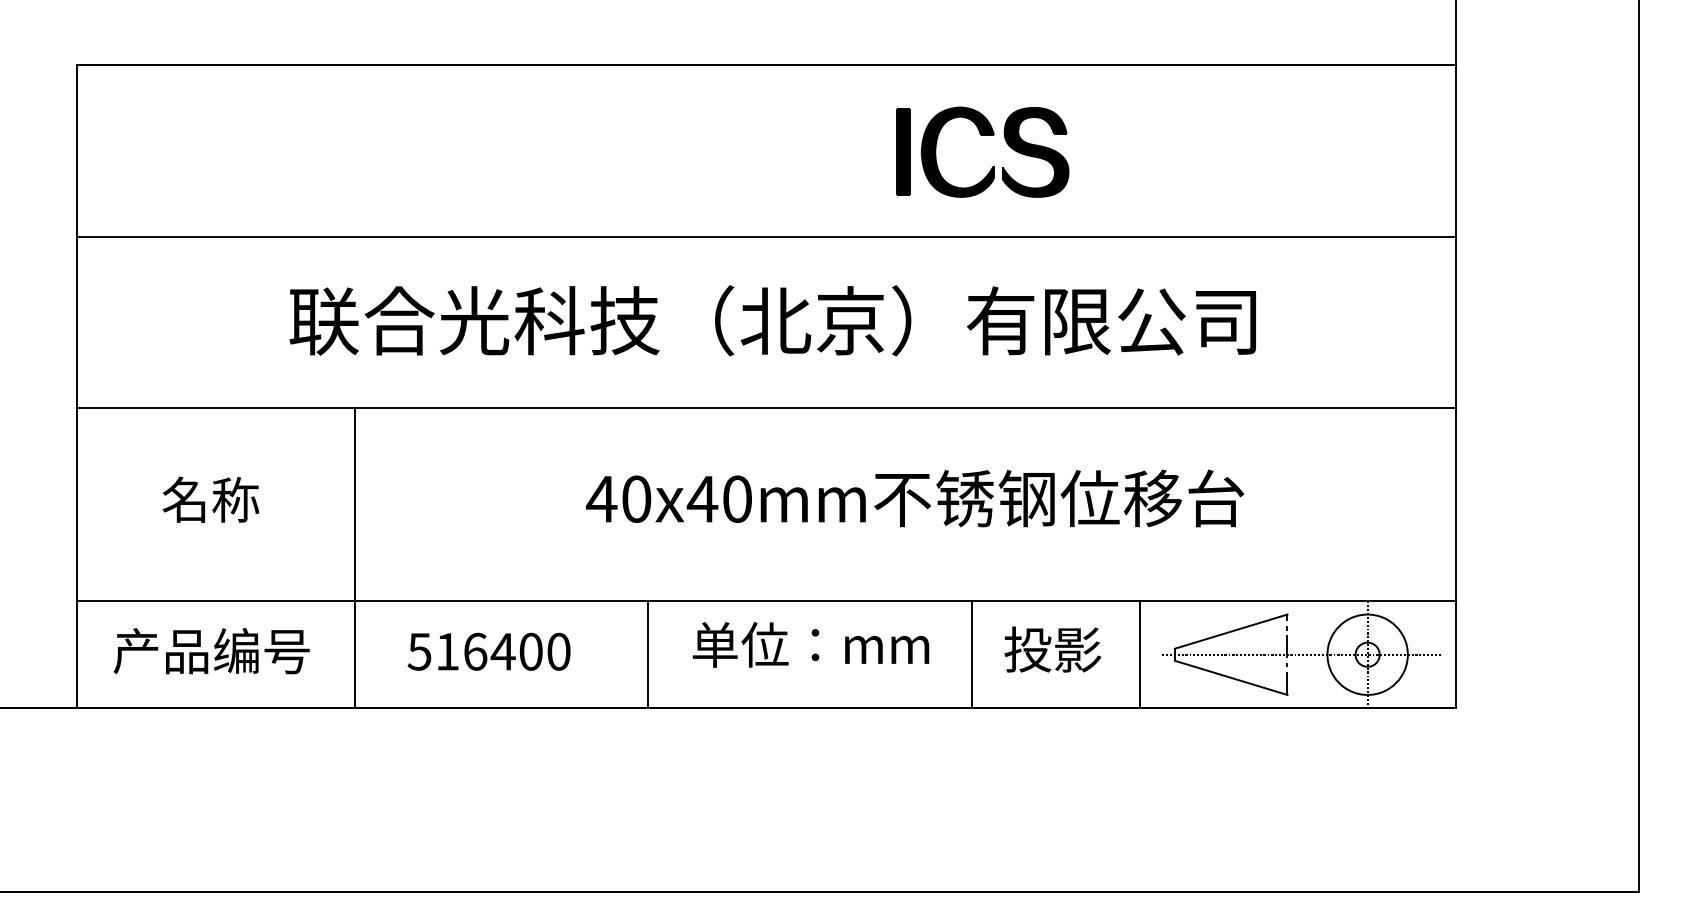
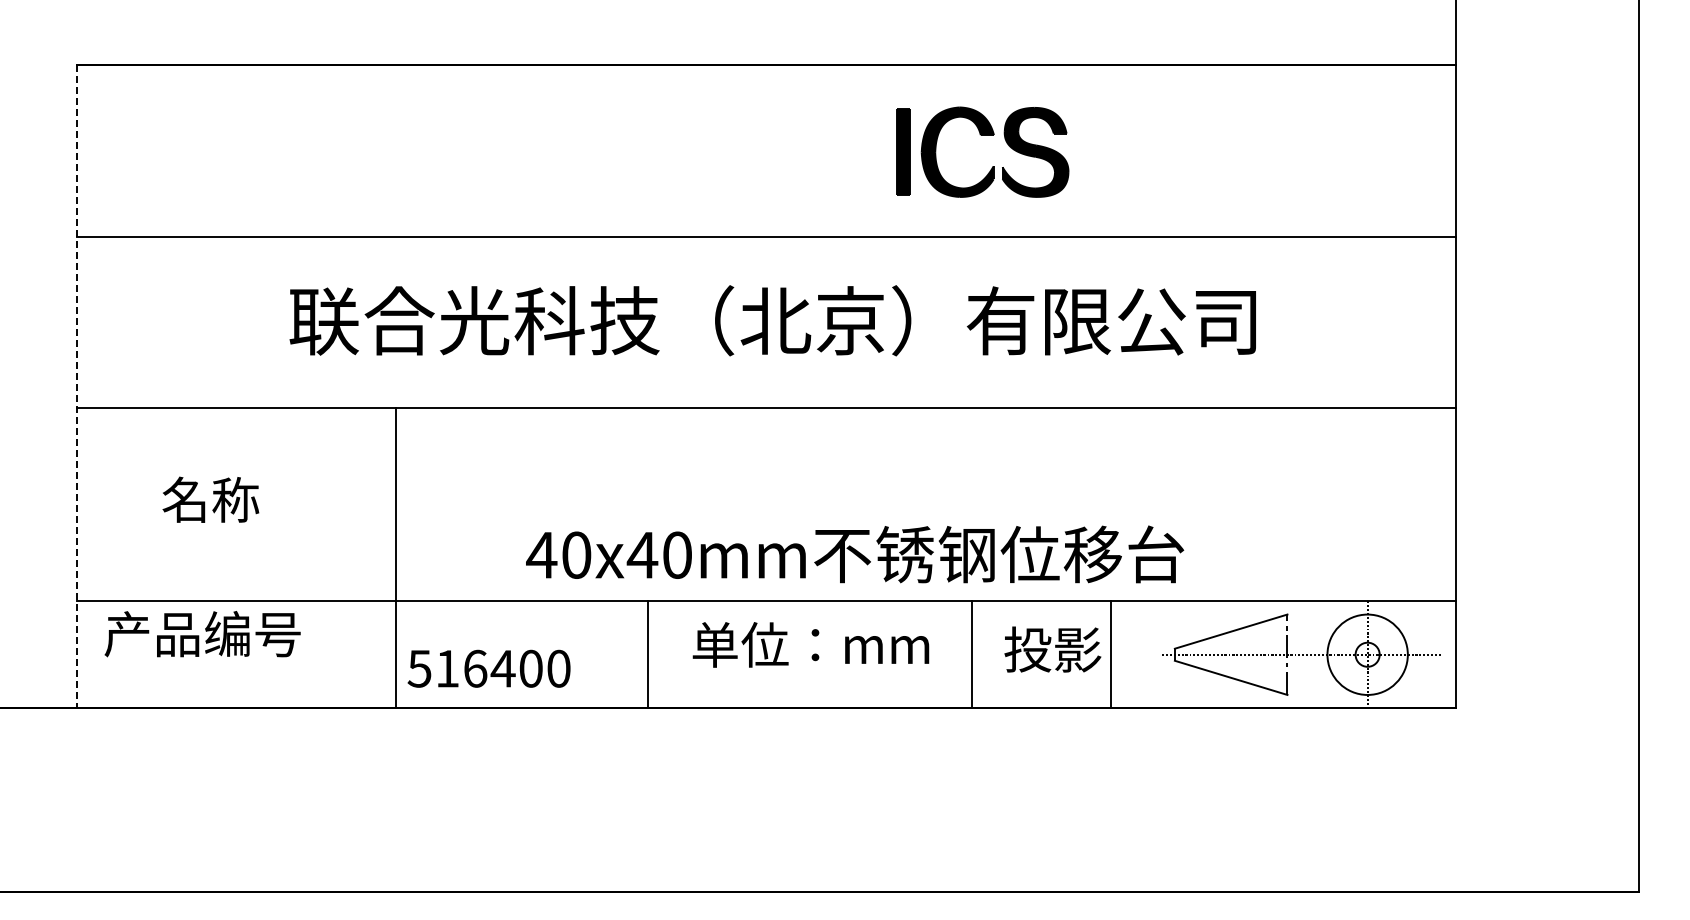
line: solid -> dashed (77, 386)
text position: (915, 498) -> (855, 554) (855, 554)
line position: (354, 558) -> (395, 558) (395, 558)
text position: (211, 651) -> (202, 634) (202, 634)
text position: (488, 651) -> (488, 668) (488, 668)
line position: (1139, 654) -> (1110, 654) (1110, 654)
